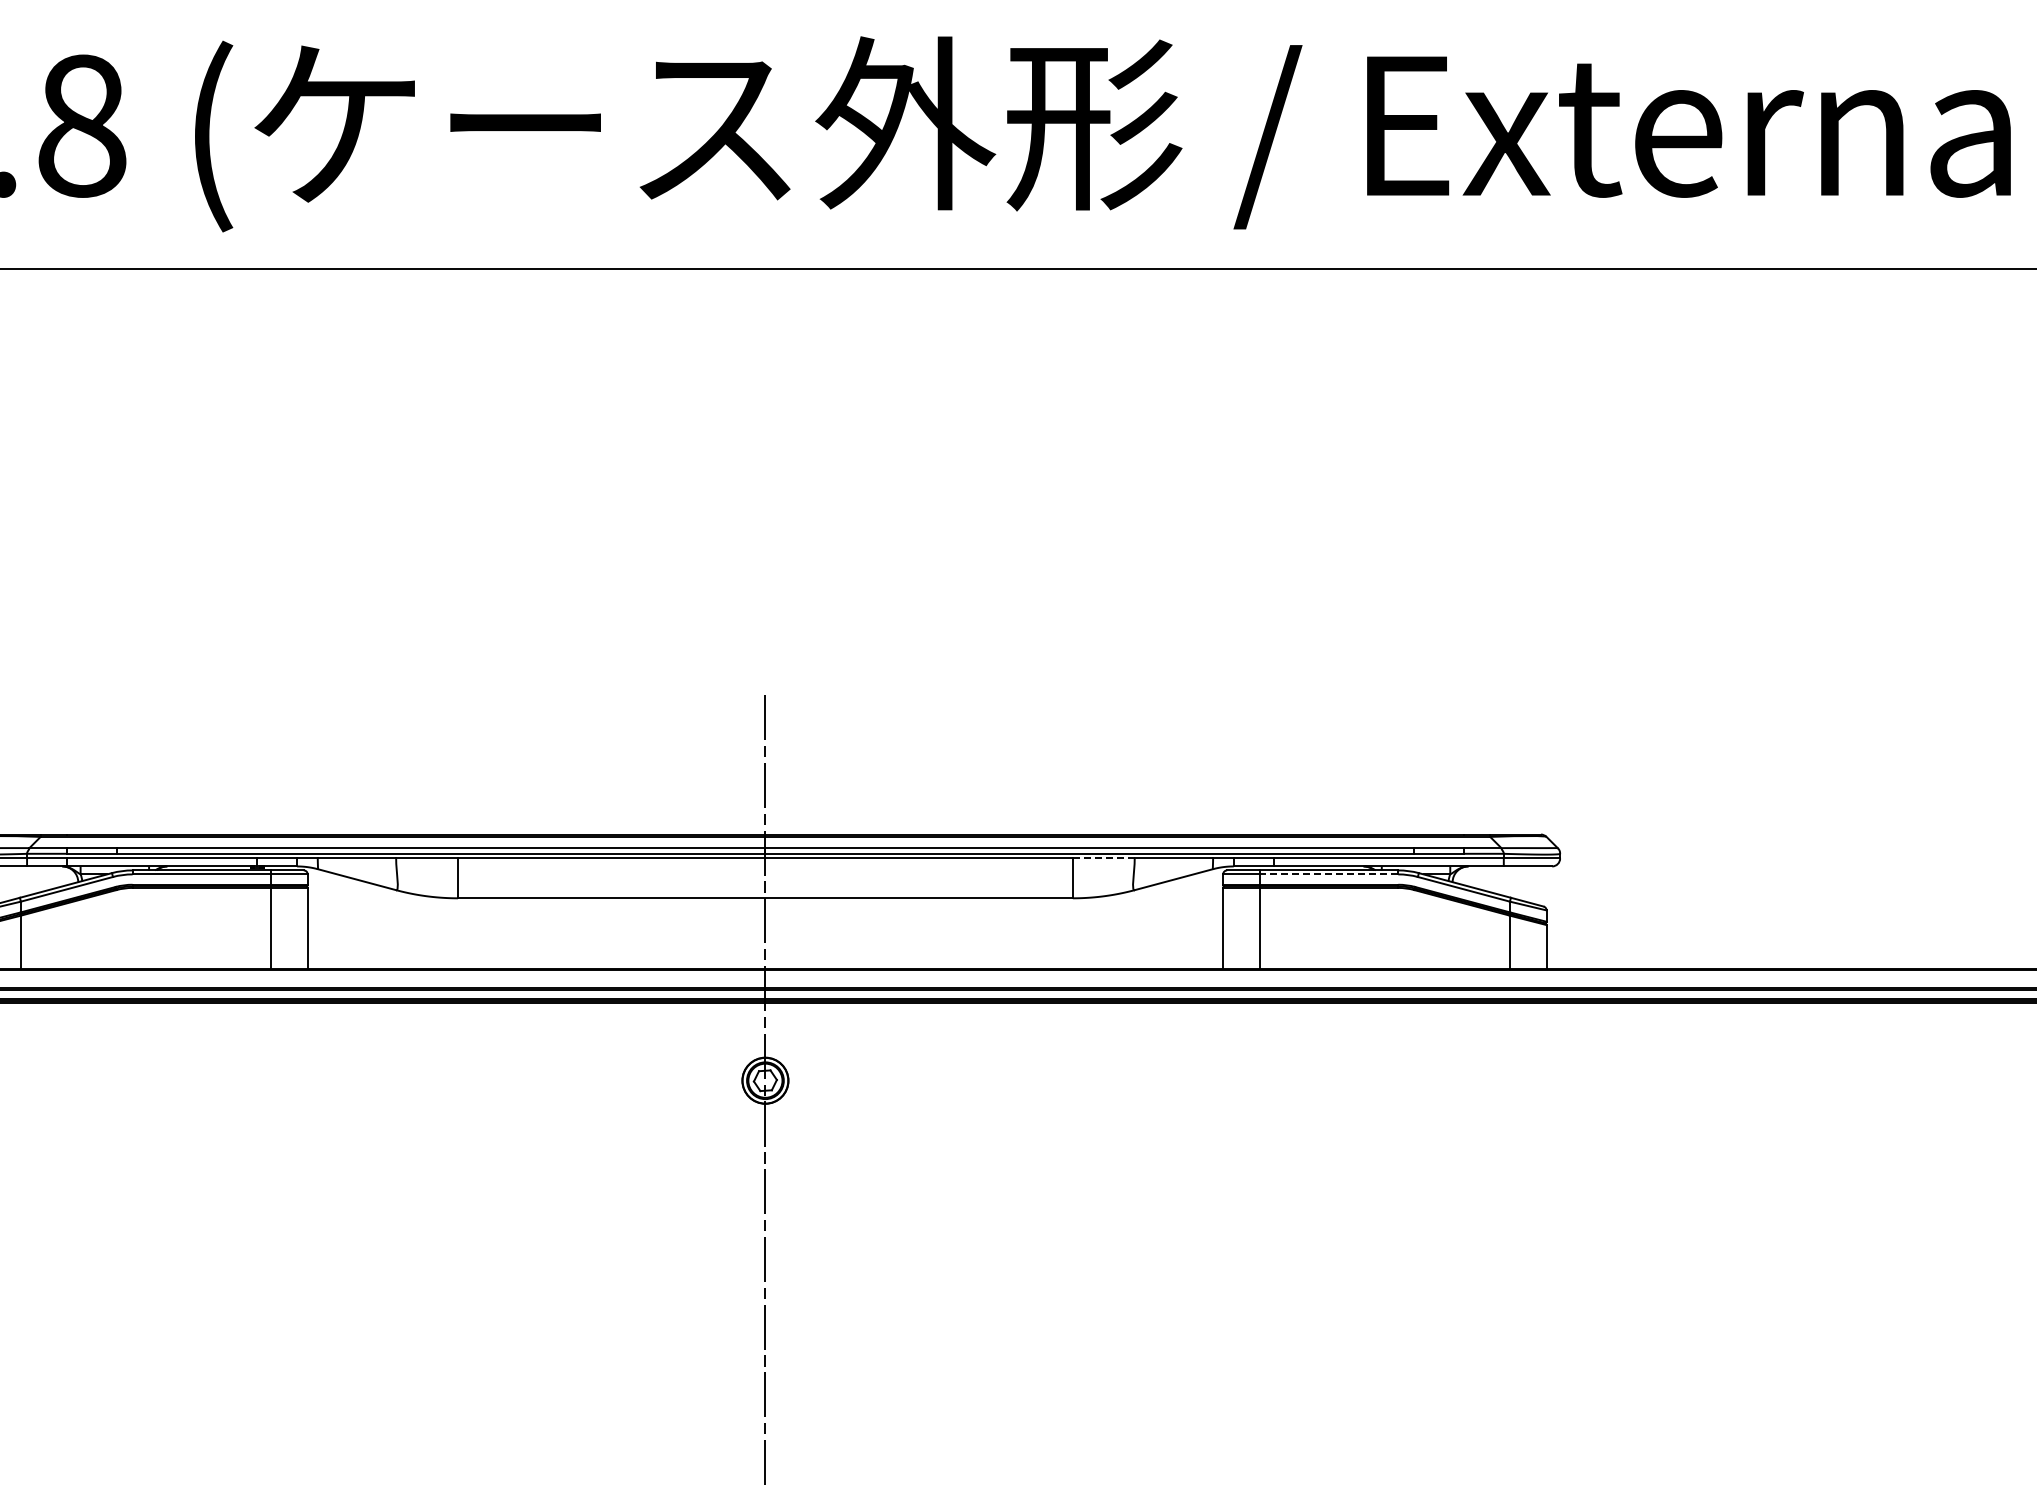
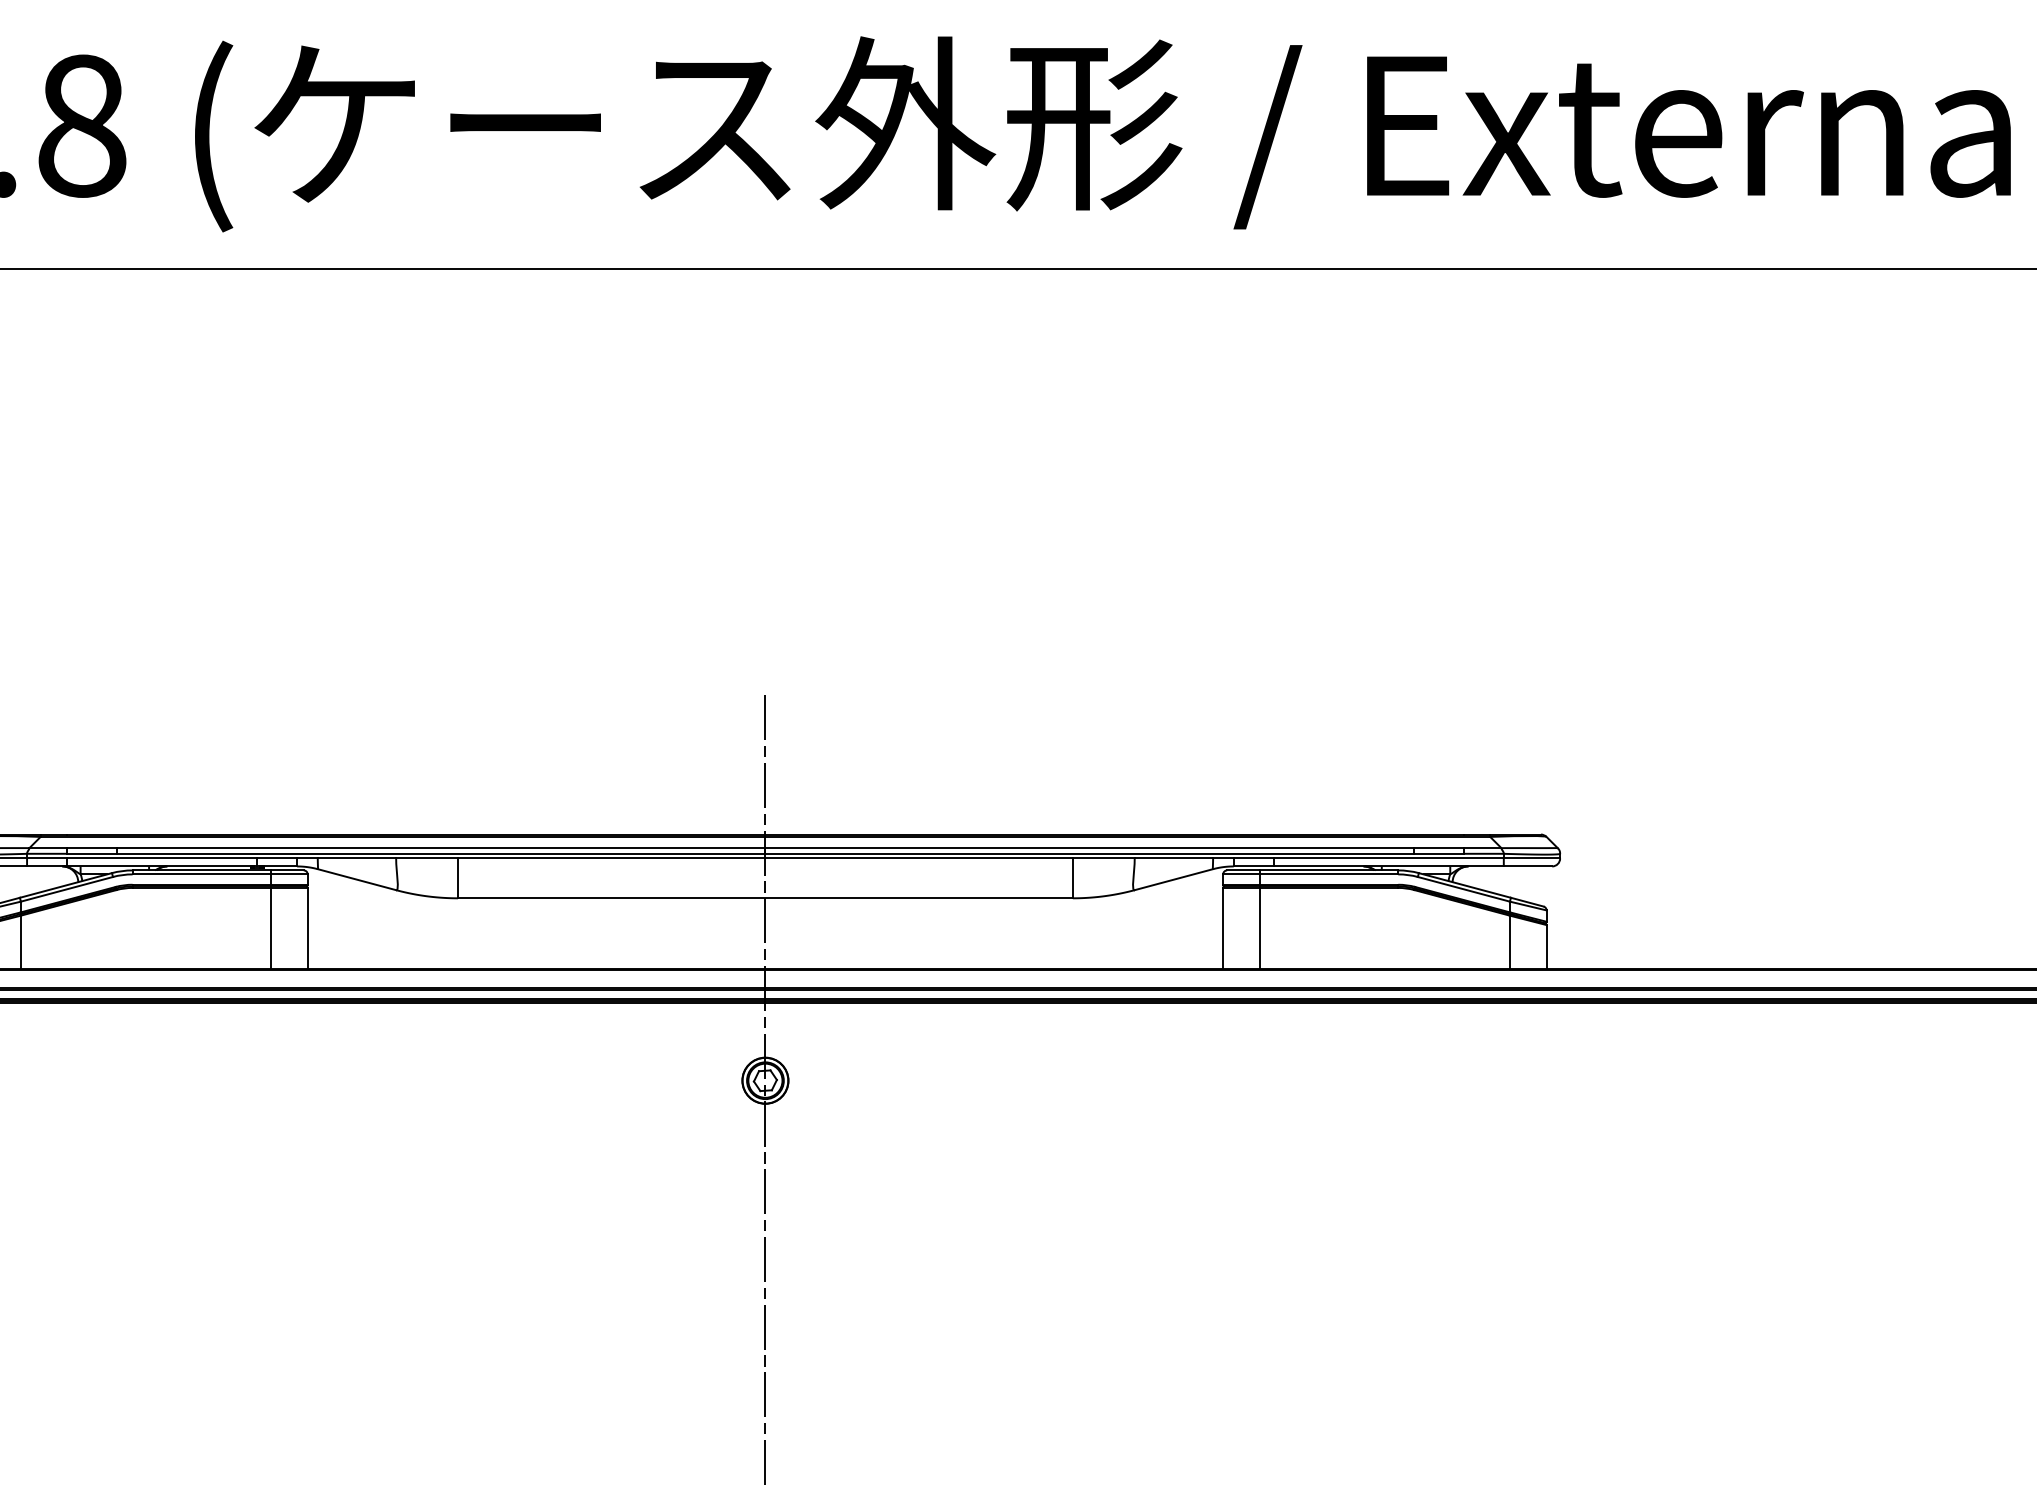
line: dashed -> solid (1103, 858)
line: dashed -> solid (1328, 874)
